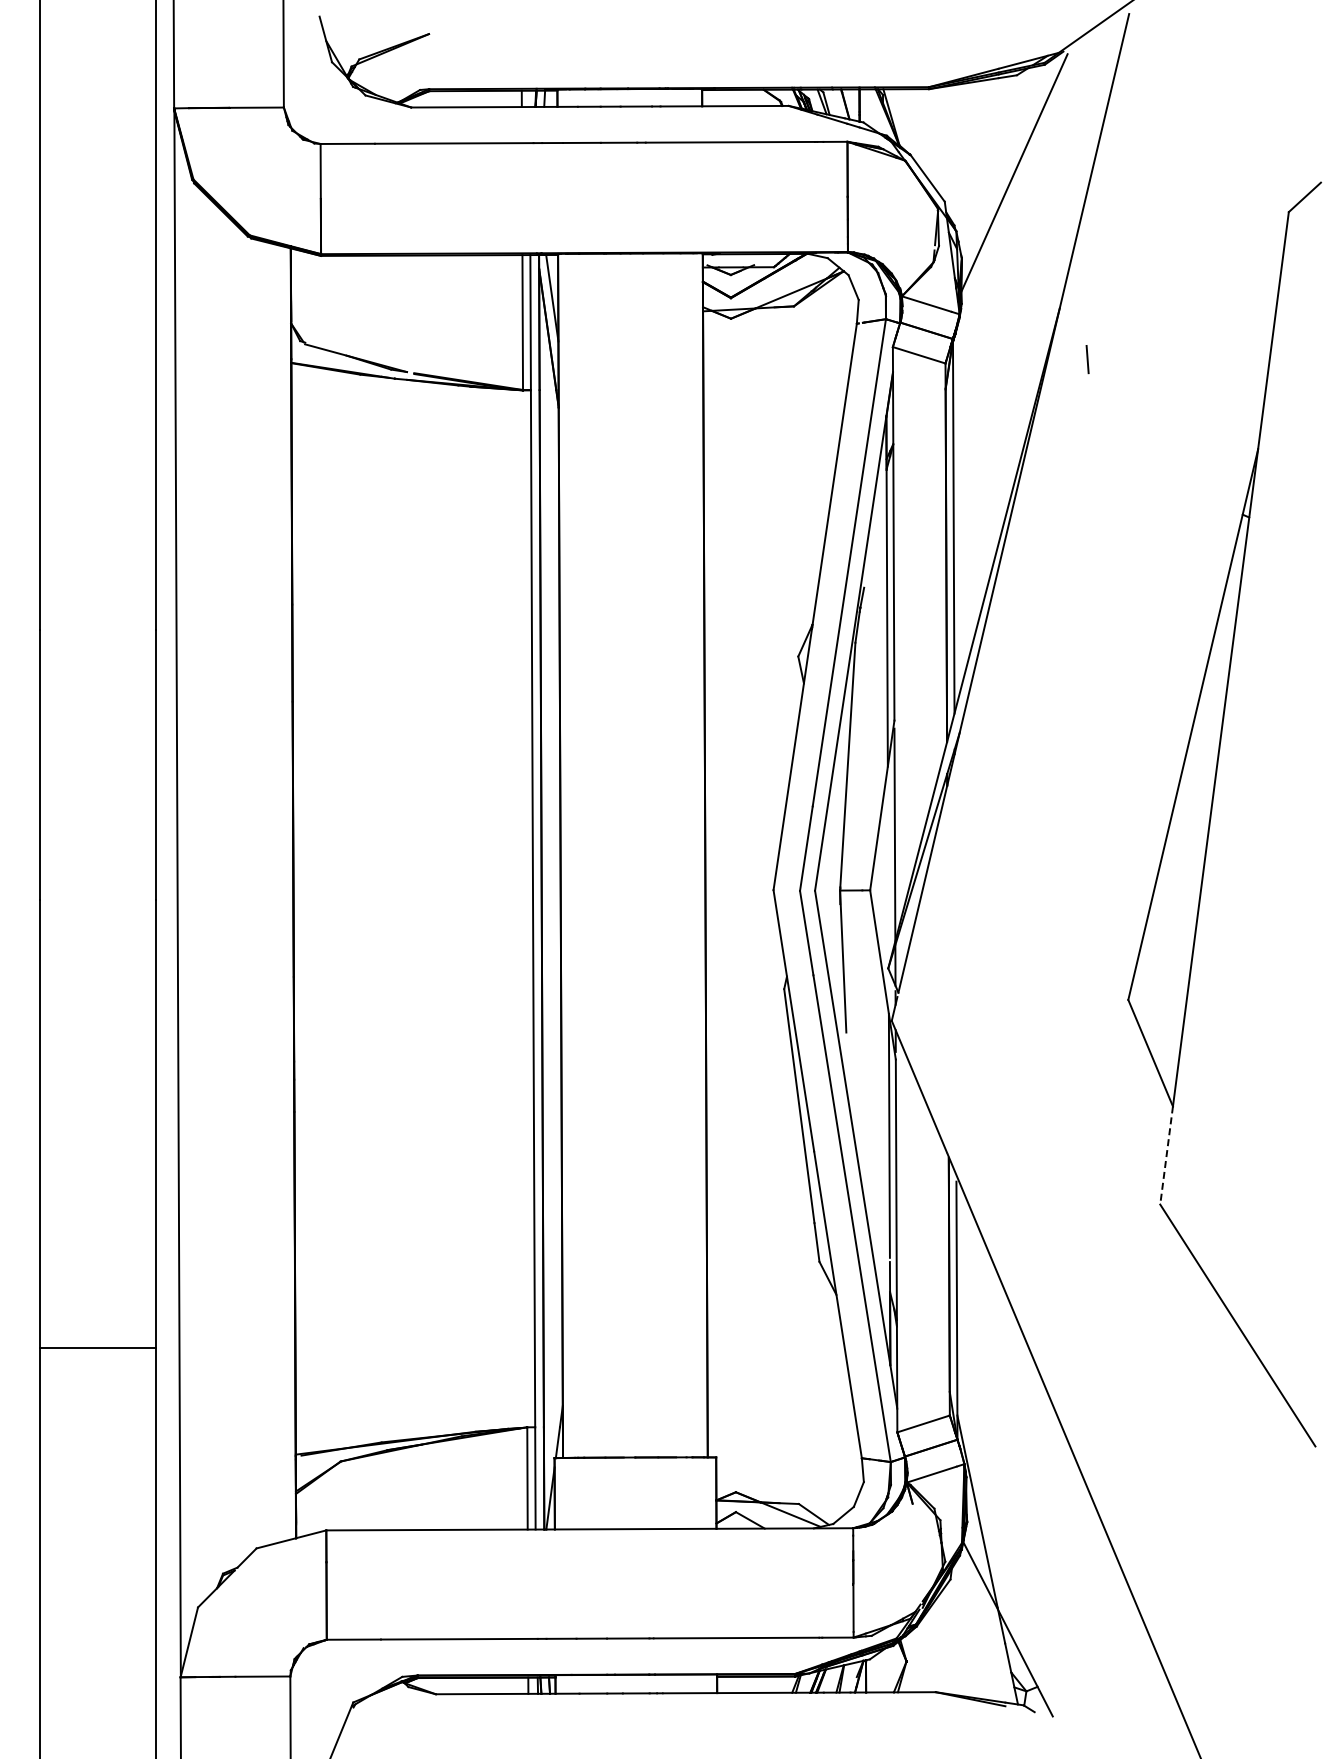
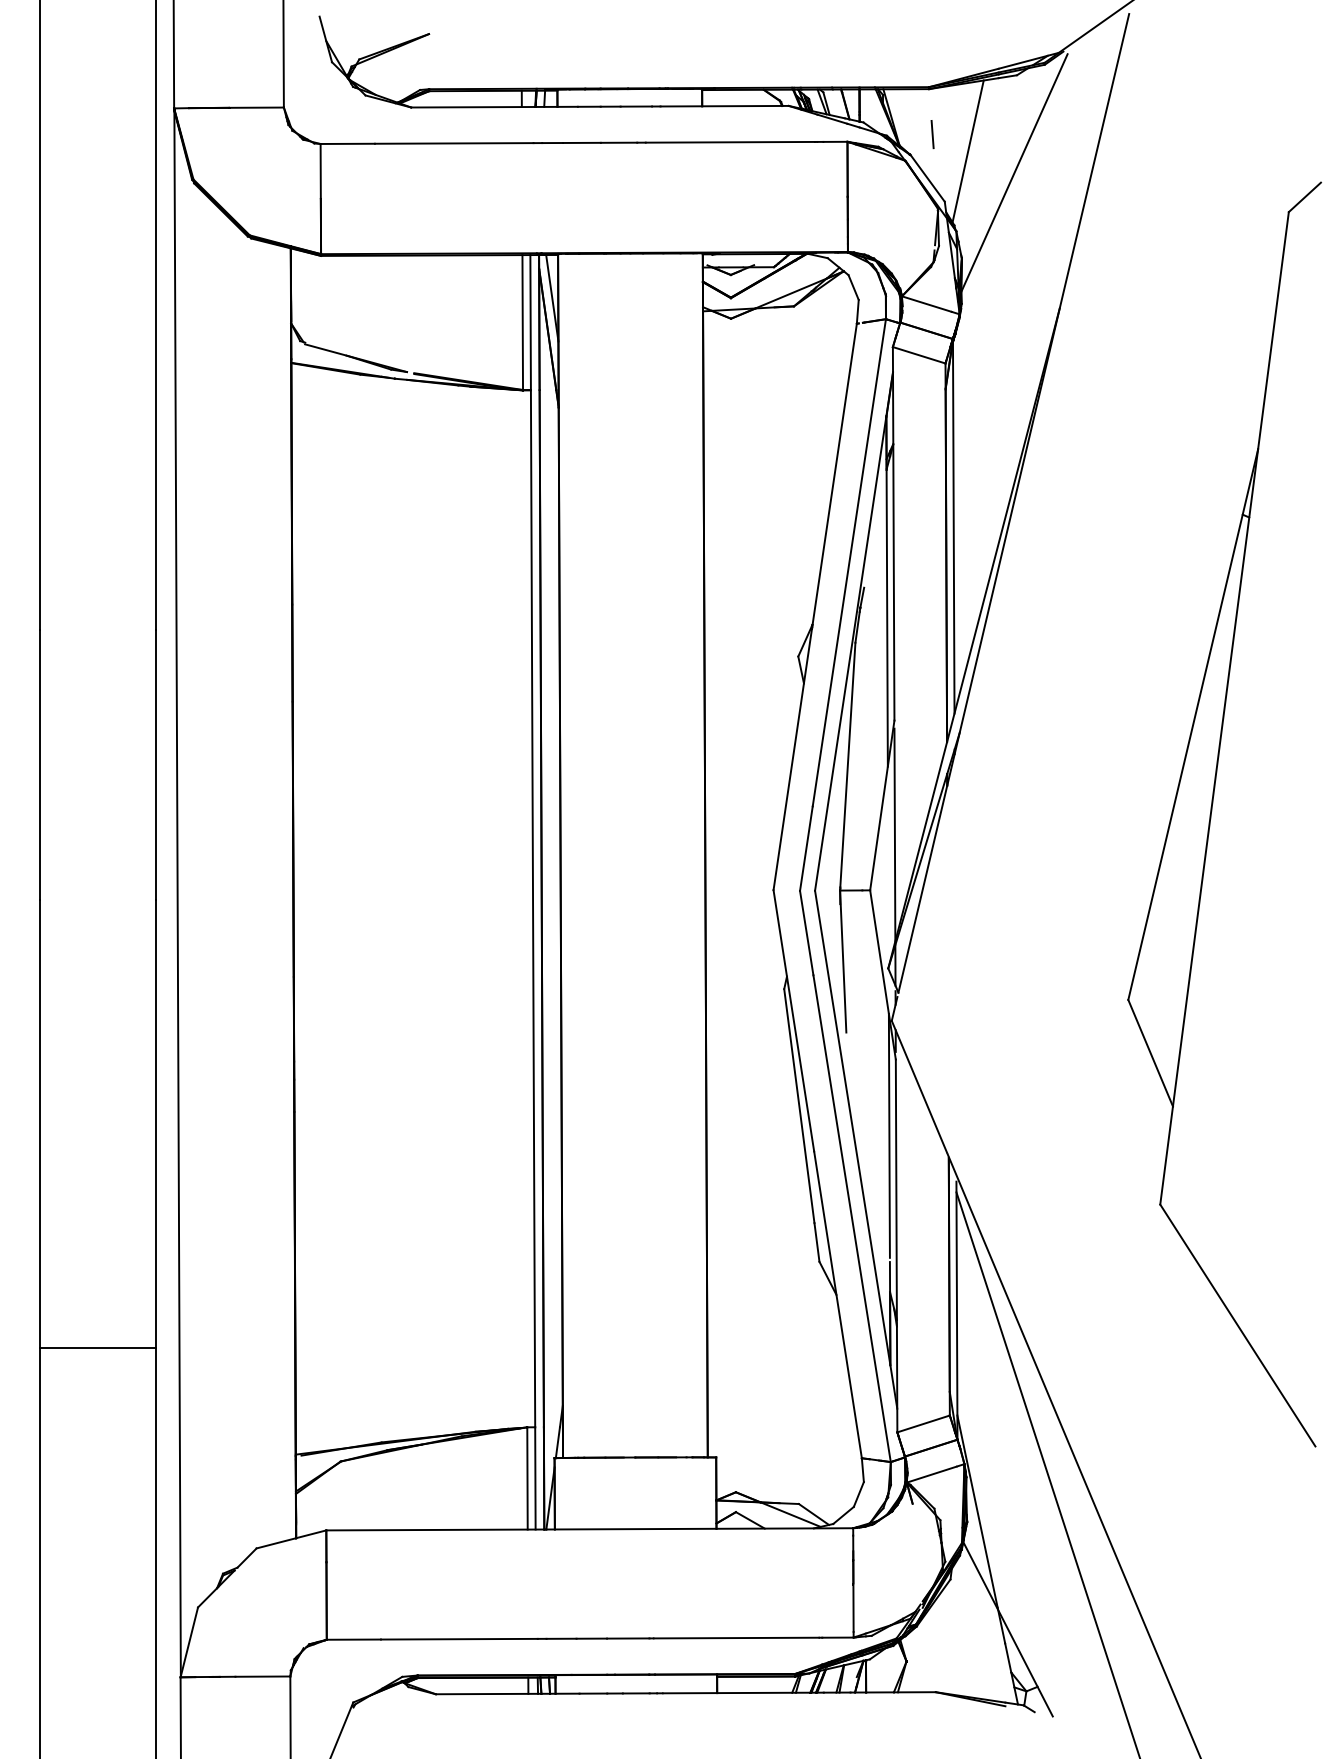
line: none -> present (967, 151)
line position: (1087, 359) -> (932, 134) (932, 134)
line: dashed -> solid (1166, 1156)
line: none -> present (1047, 1473)
